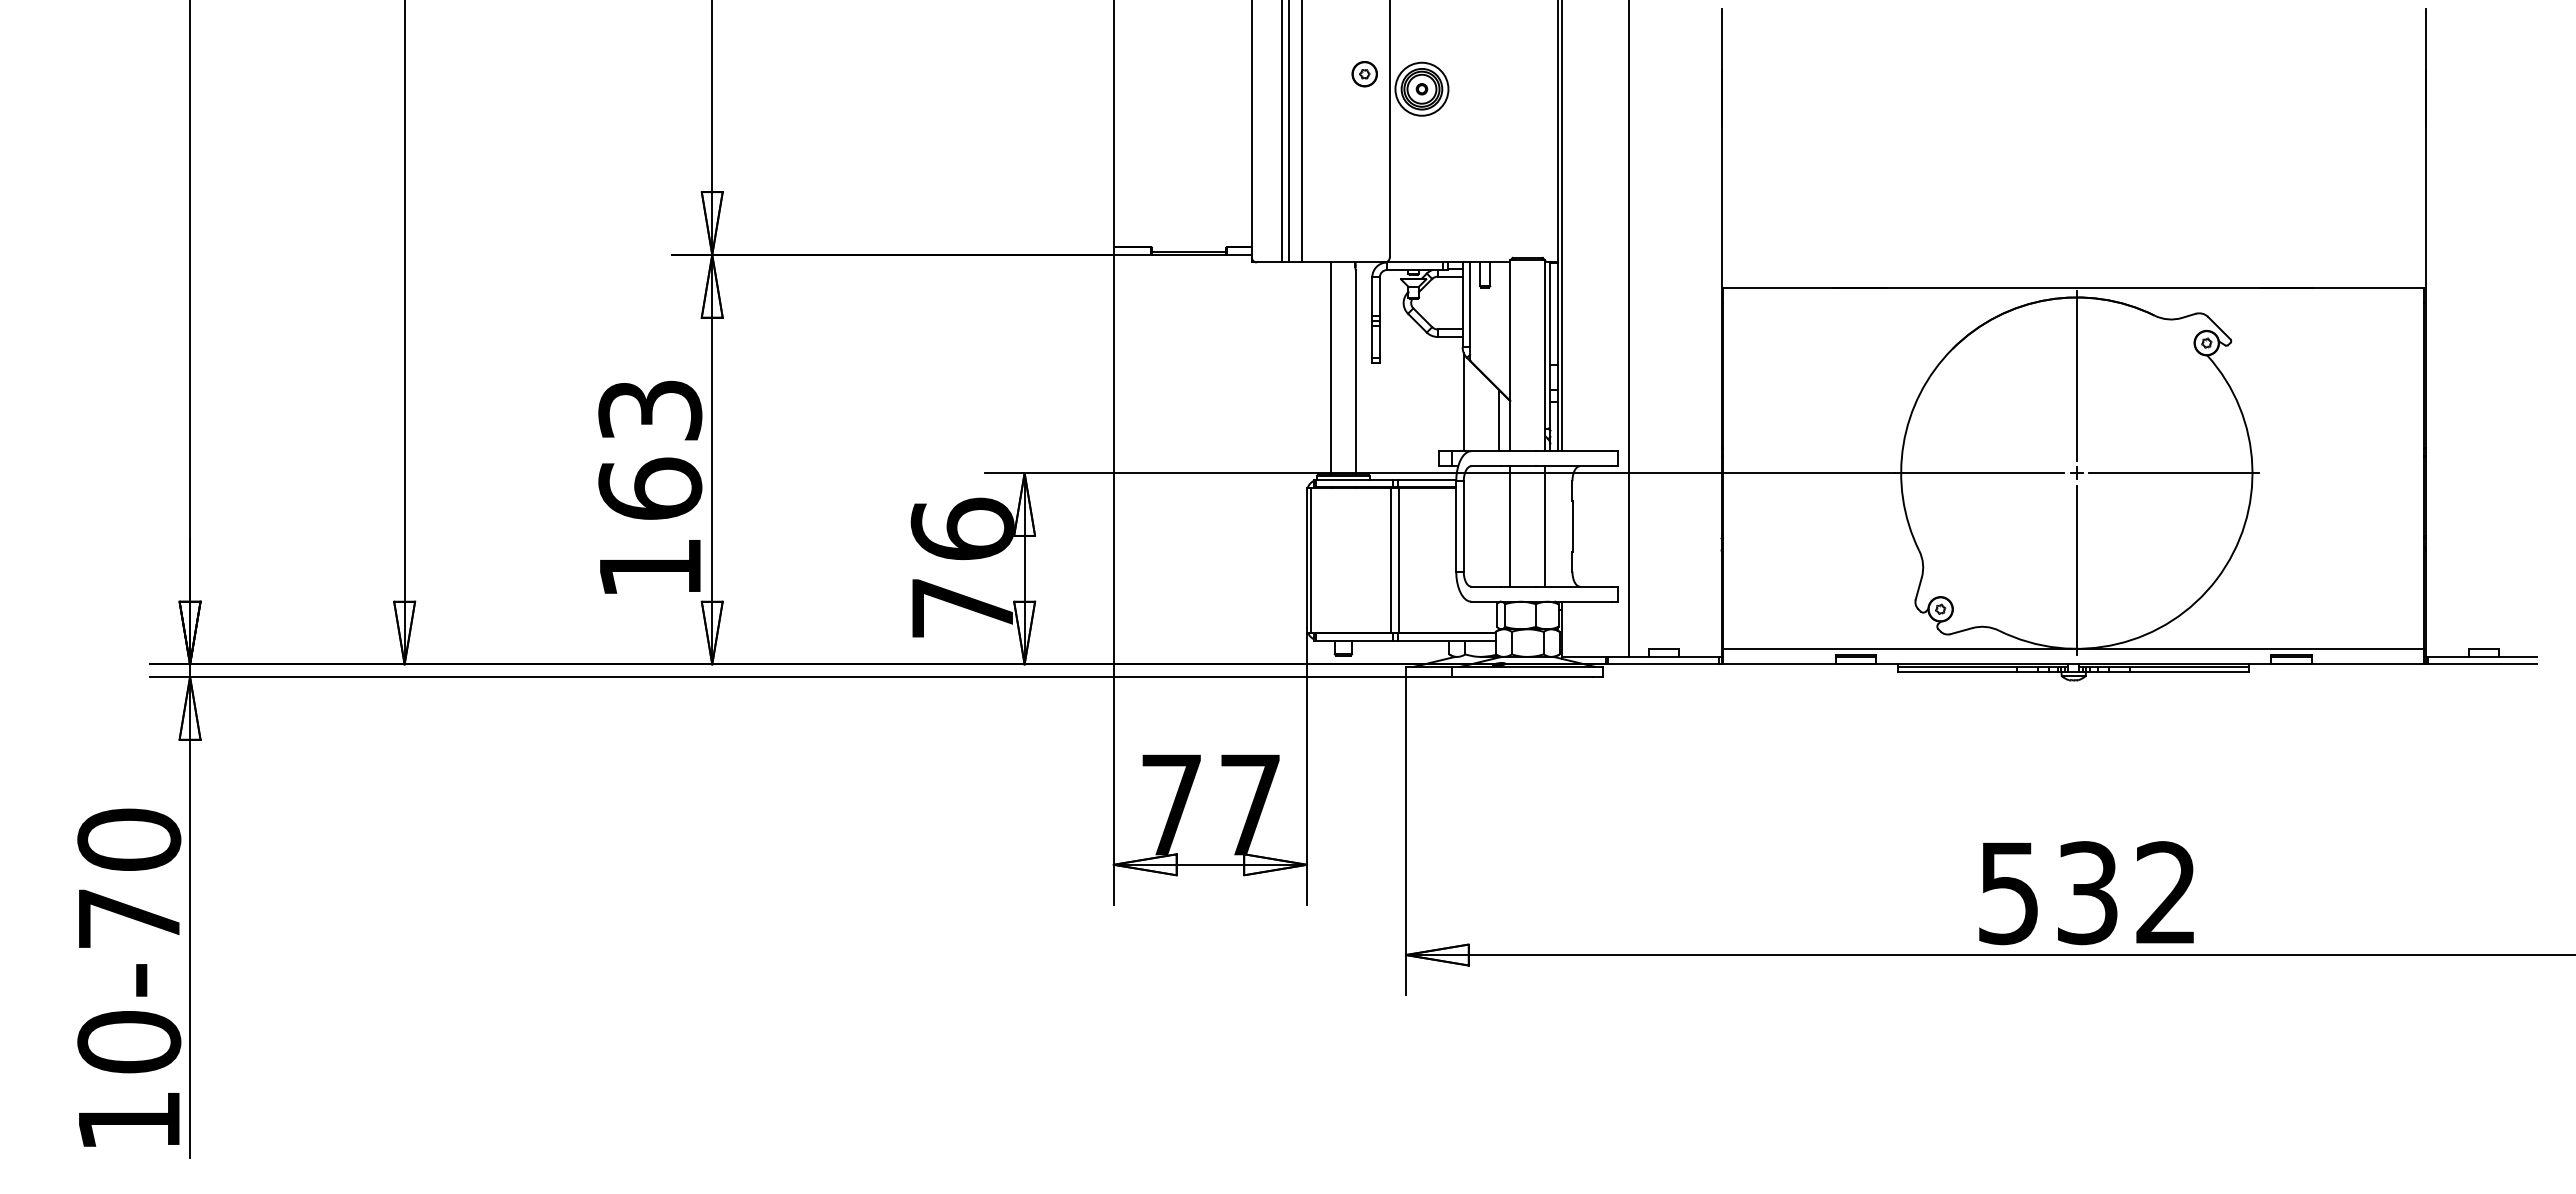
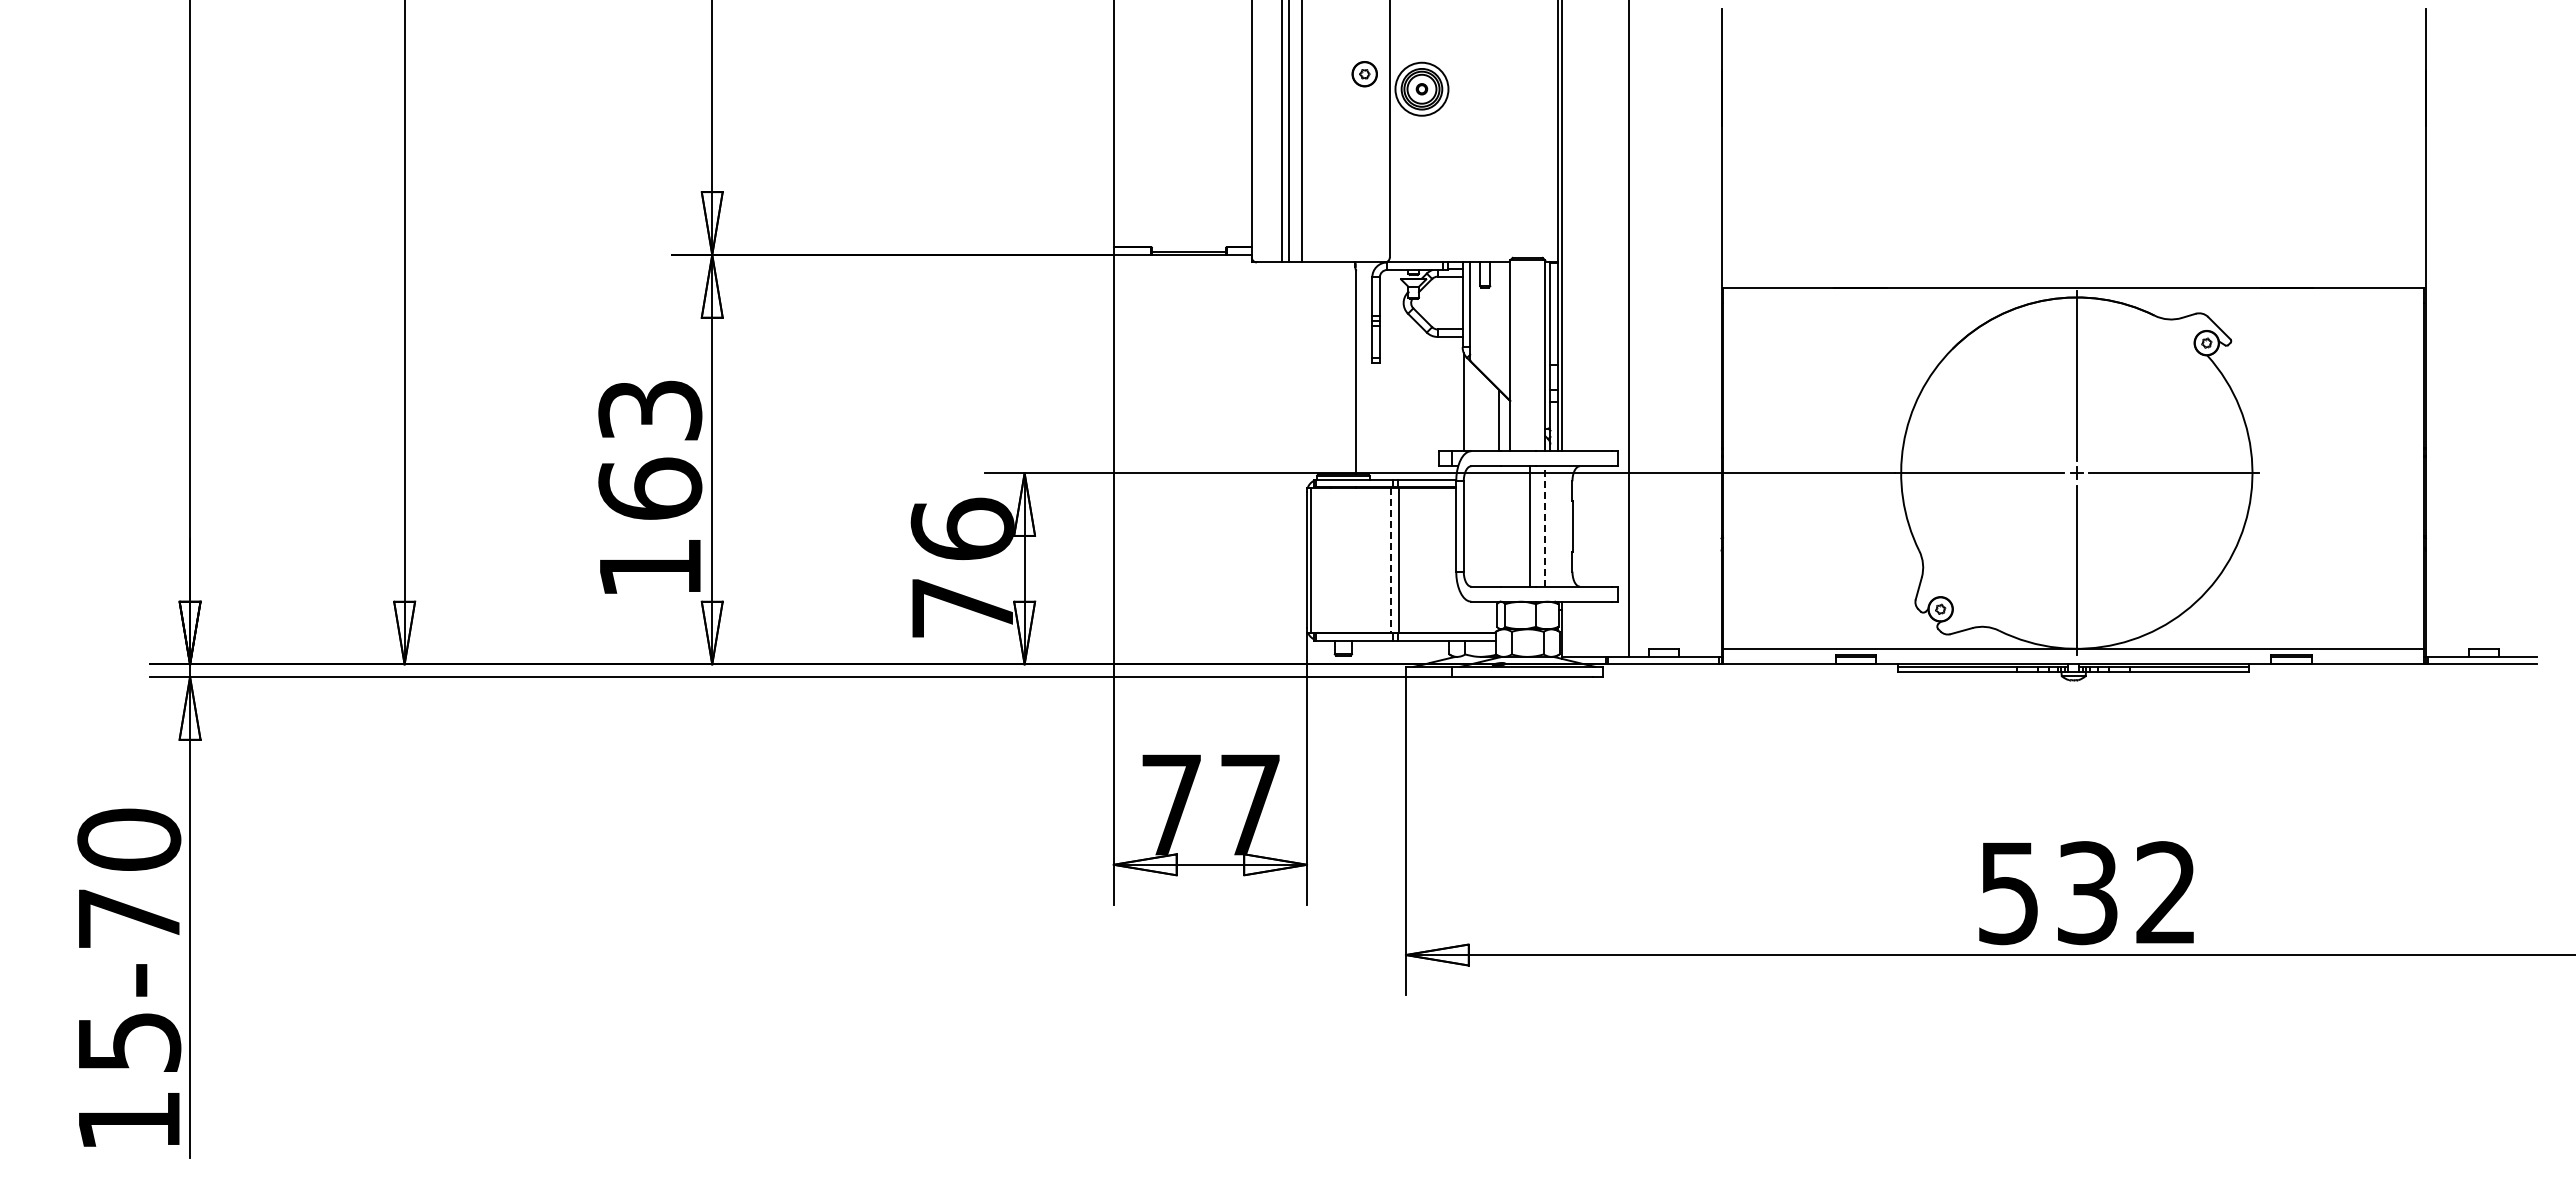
line: present -> none (1330, 368)
line: solid -> dashed (1545, 525)
line position: (1510, 526) -> (1530, 526) (1530, 526)
line: solid -> dashed (1390, 560)
text: 10-70 -> 15-70 (129, 1042)
